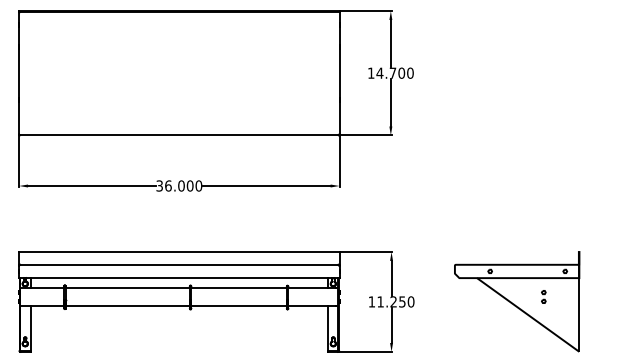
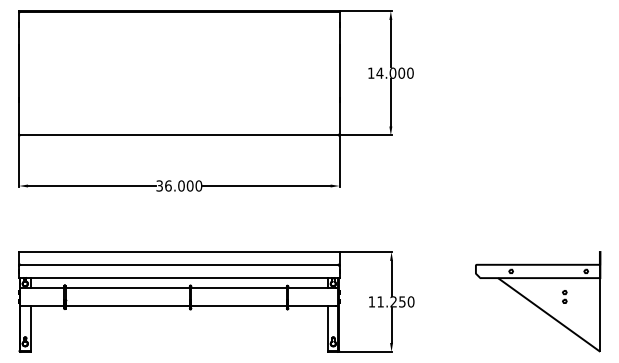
text: 14.700 -> 14.000 (392, 72)
part position: (517, 301) -> (538, 301) (538, 301)
